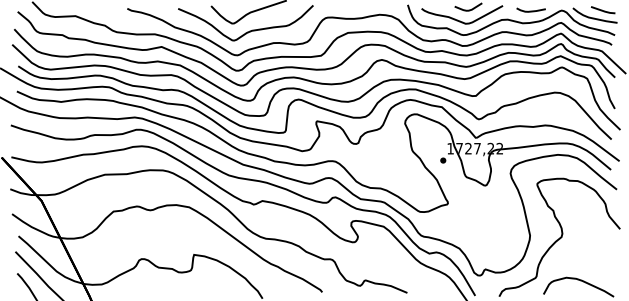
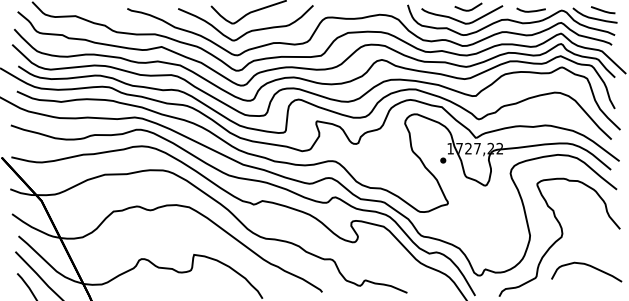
curve position: (580, 281) -> (588, 266) (588, 266)
